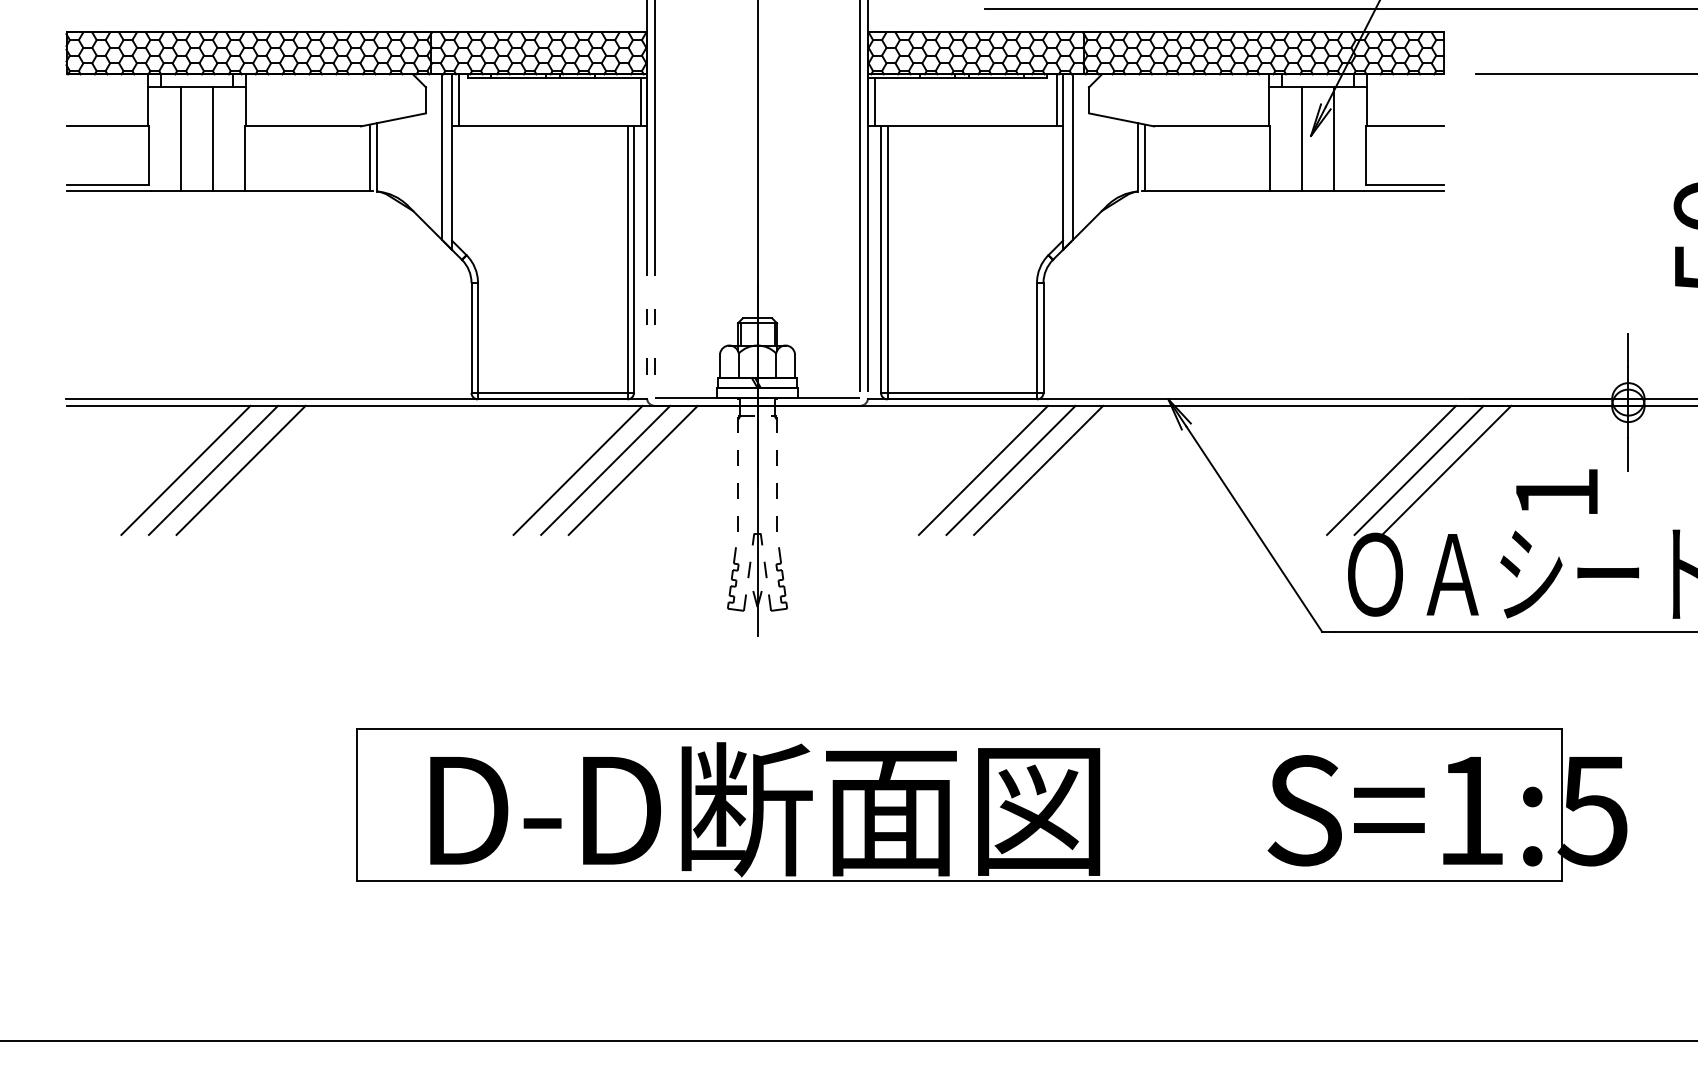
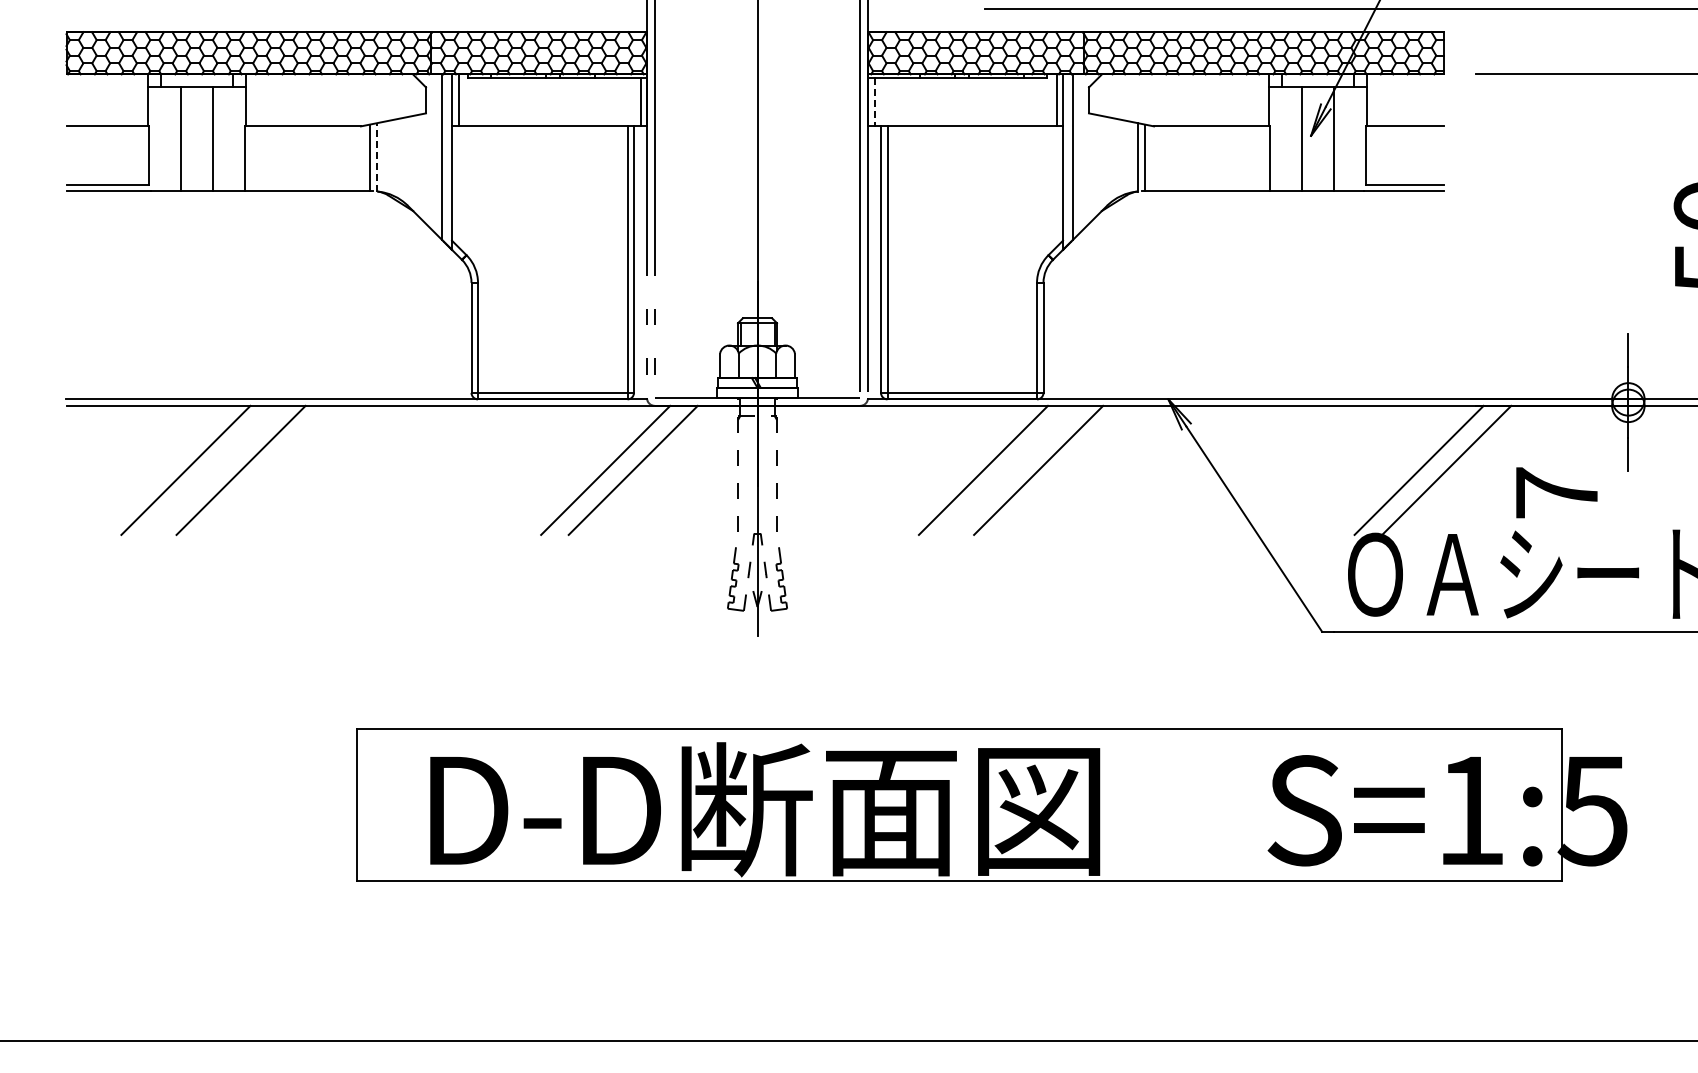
line: solid -> dashed (874, 102)
line: solid -> dashed (377, 156)
line: present -> none (213, 469)
line: present -> none (577, 469)
line: present -> none (1010, 469)
line: present -> none (1391, 469)
text: 1 -> 7 (1556, 492)
